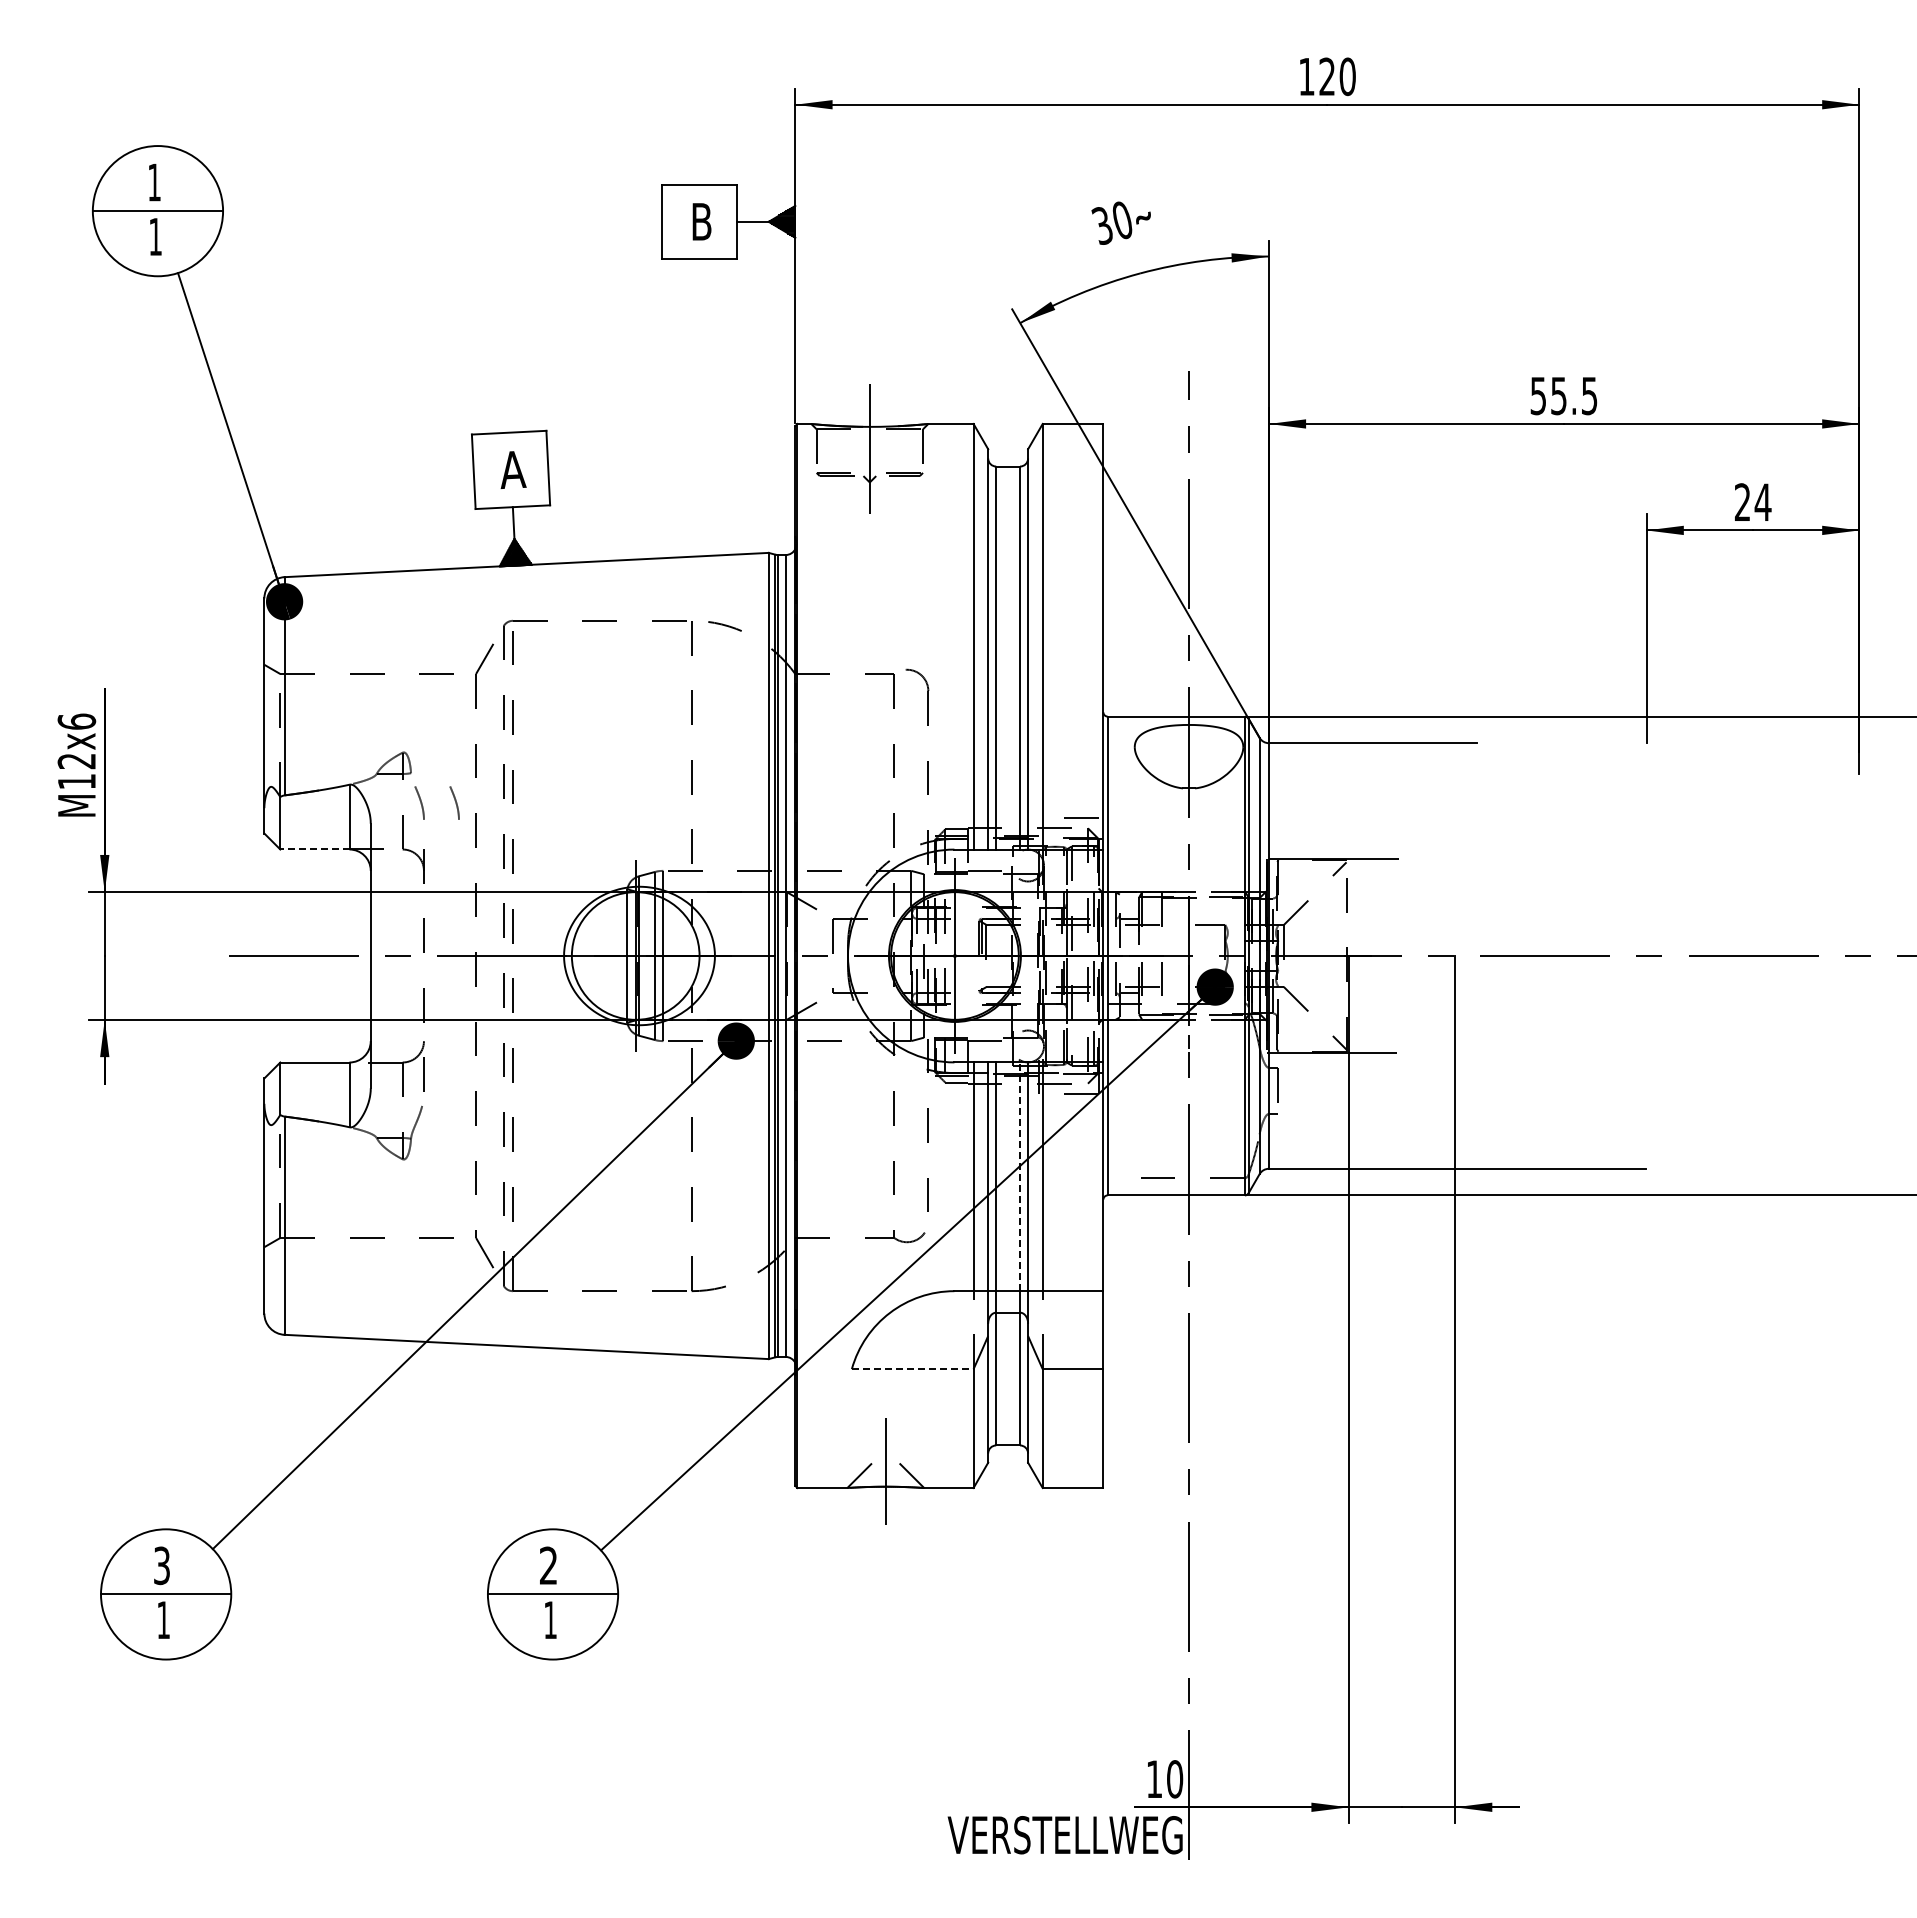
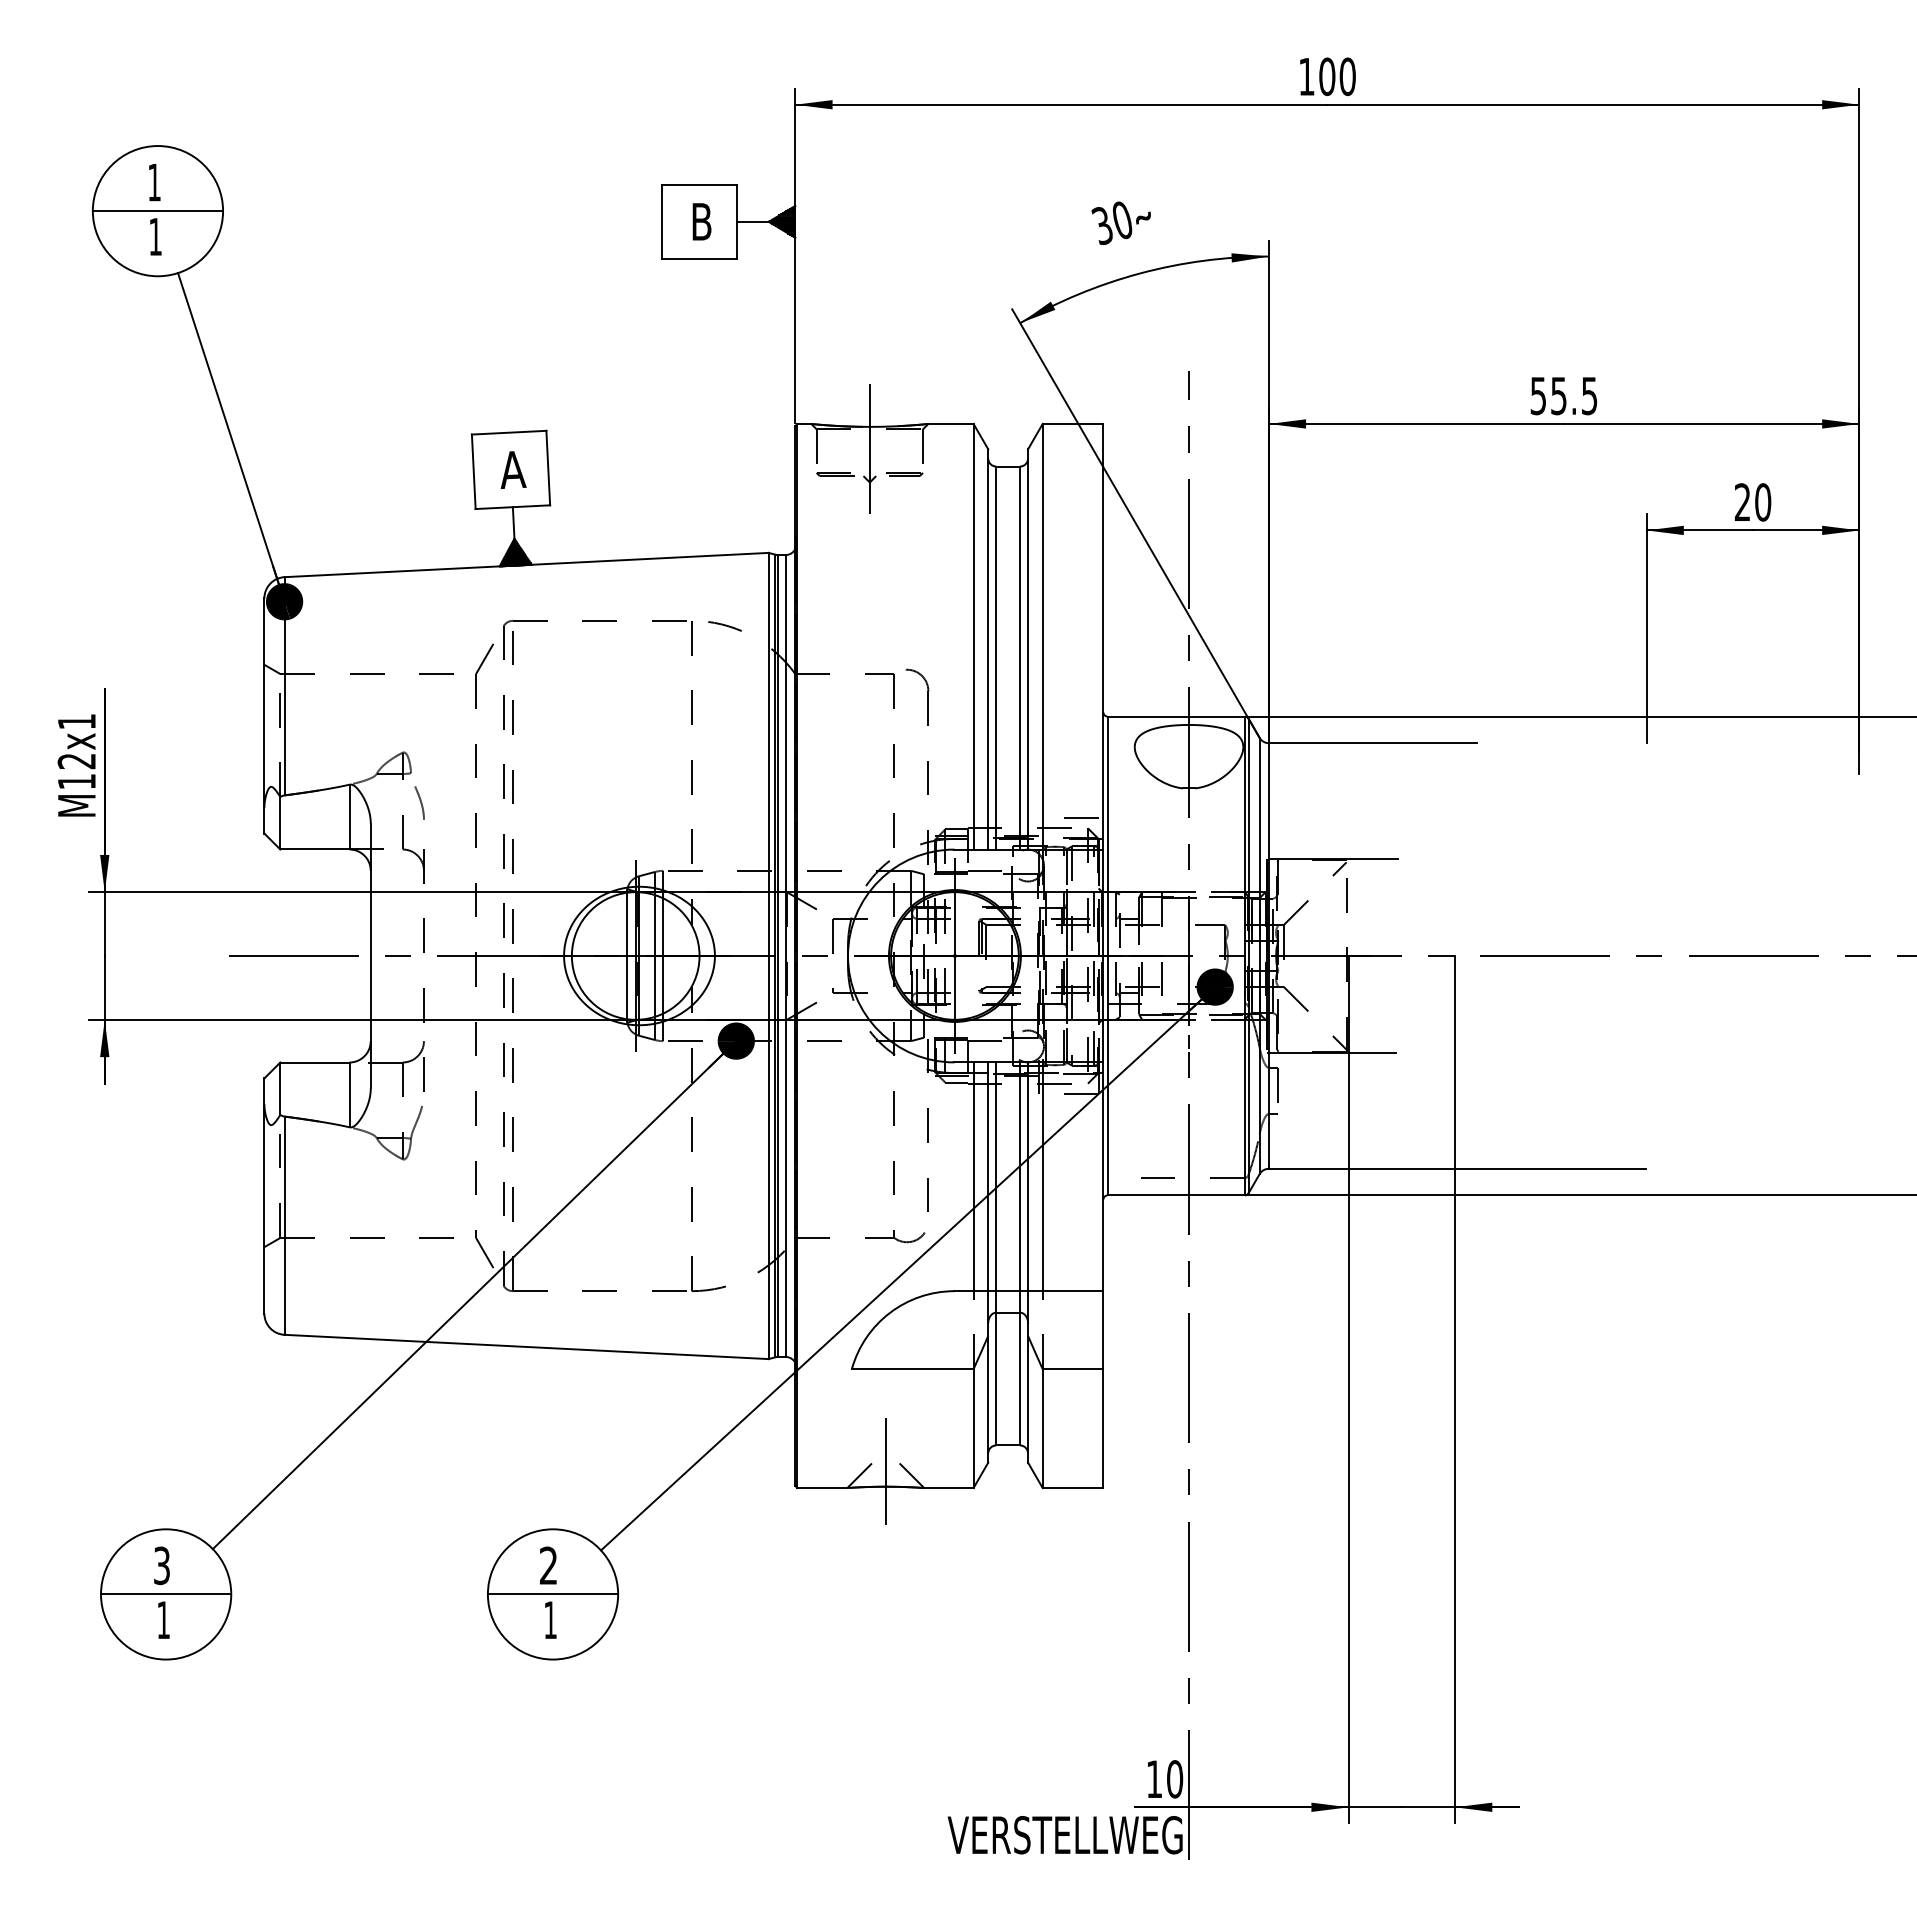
text: 120 -> 100 (1327, 76)
text: 24 -> 20 (1762, 502)
text: M12x6 -> M12x1 (76, 721)
curve: present -> none (455, 802)
line: dashed -> solid (314, 849)
line: dashed -> solid (1020, 1176)
line: dashed -> solid (912, 1369)
